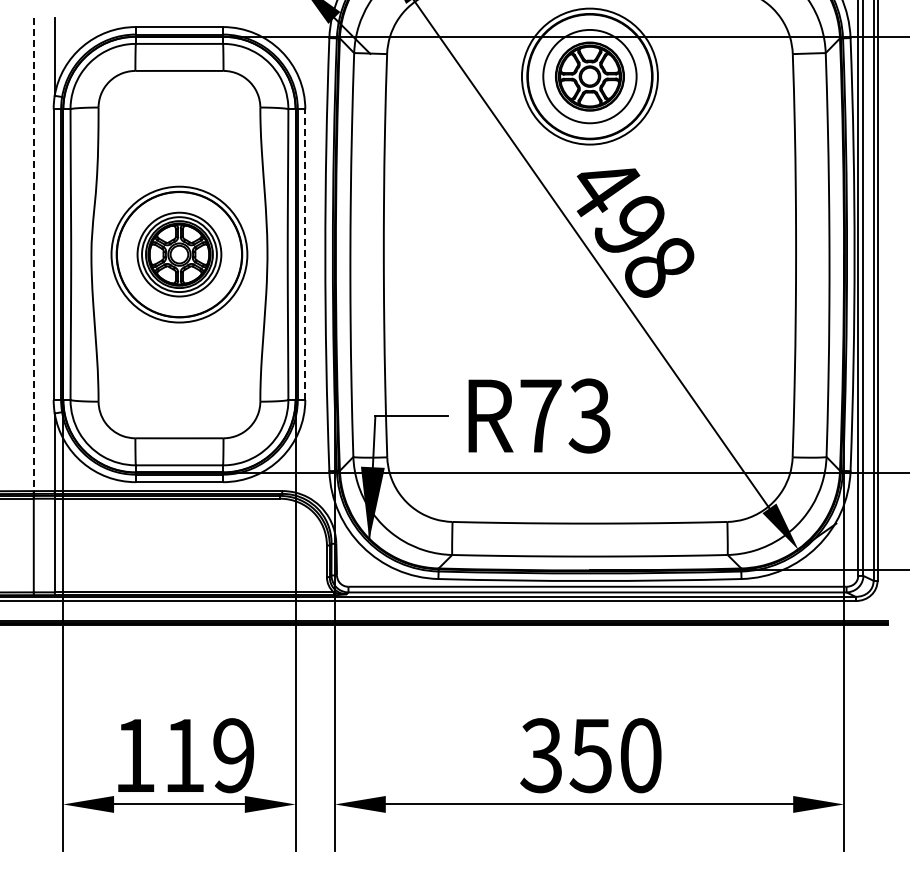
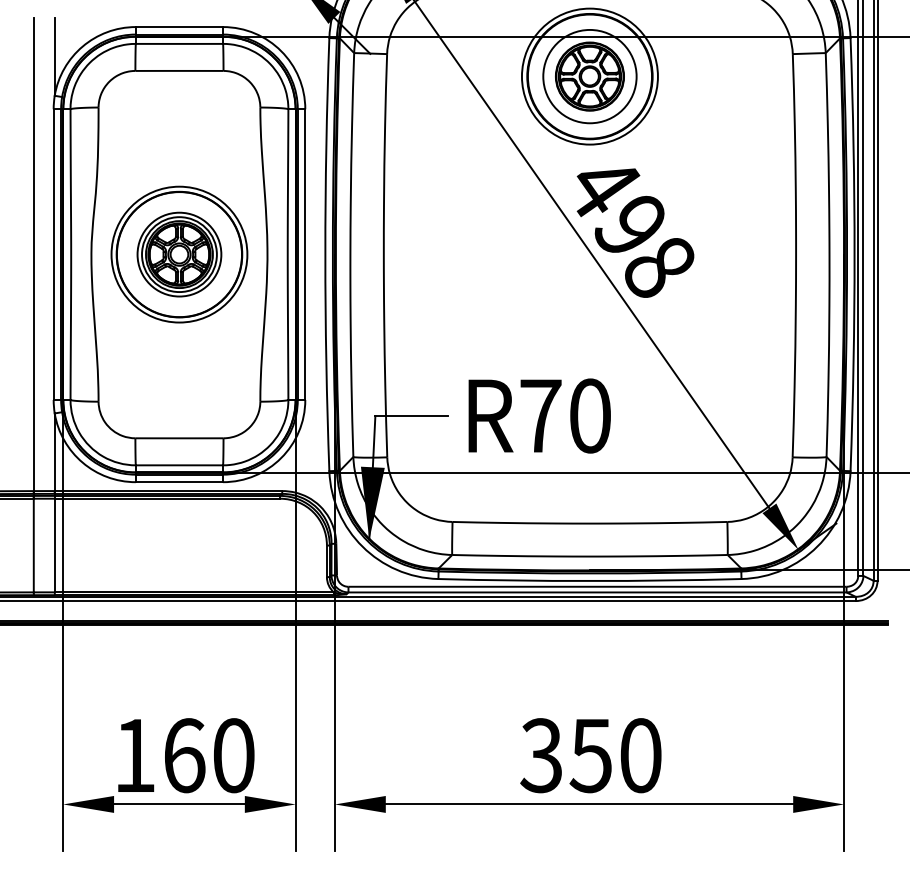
line: dashed -> solid (305, 254)
line: dashed -> solid (33, 255)
text: R73 -> R70 (589, 415)
text: 119 -> 160 (209, 755)
